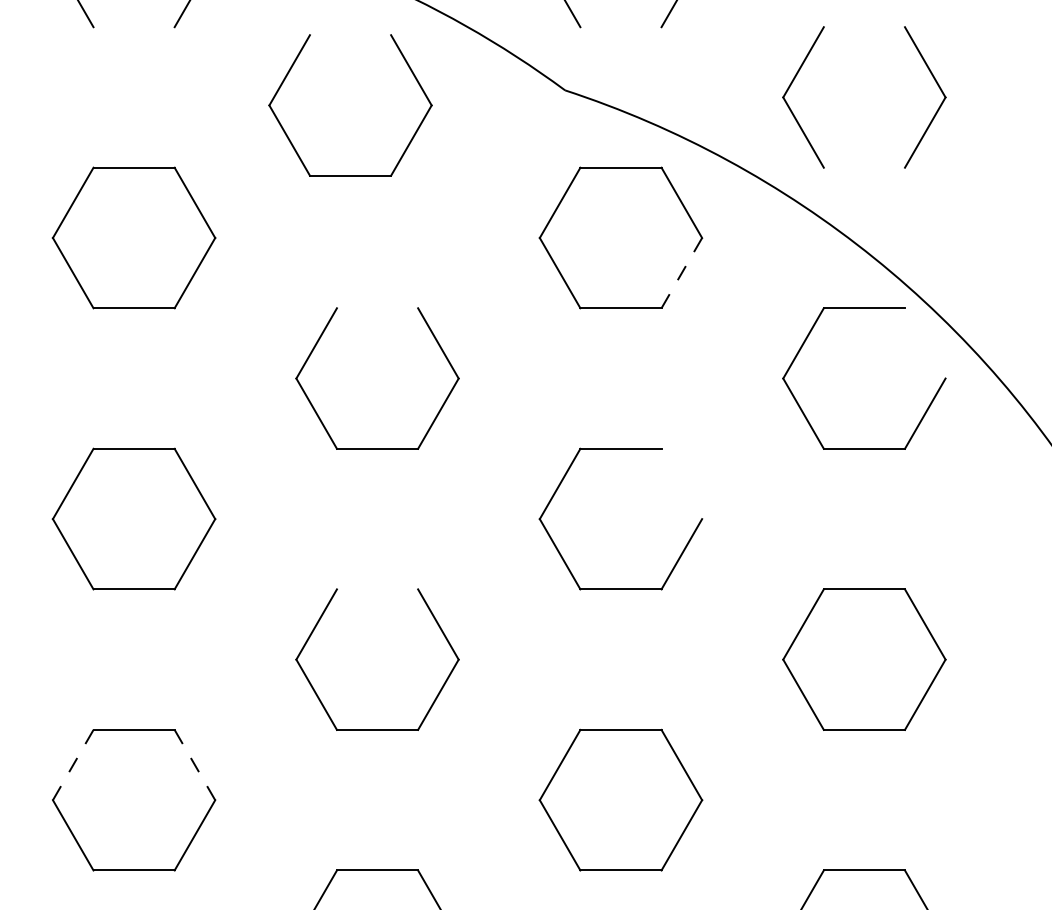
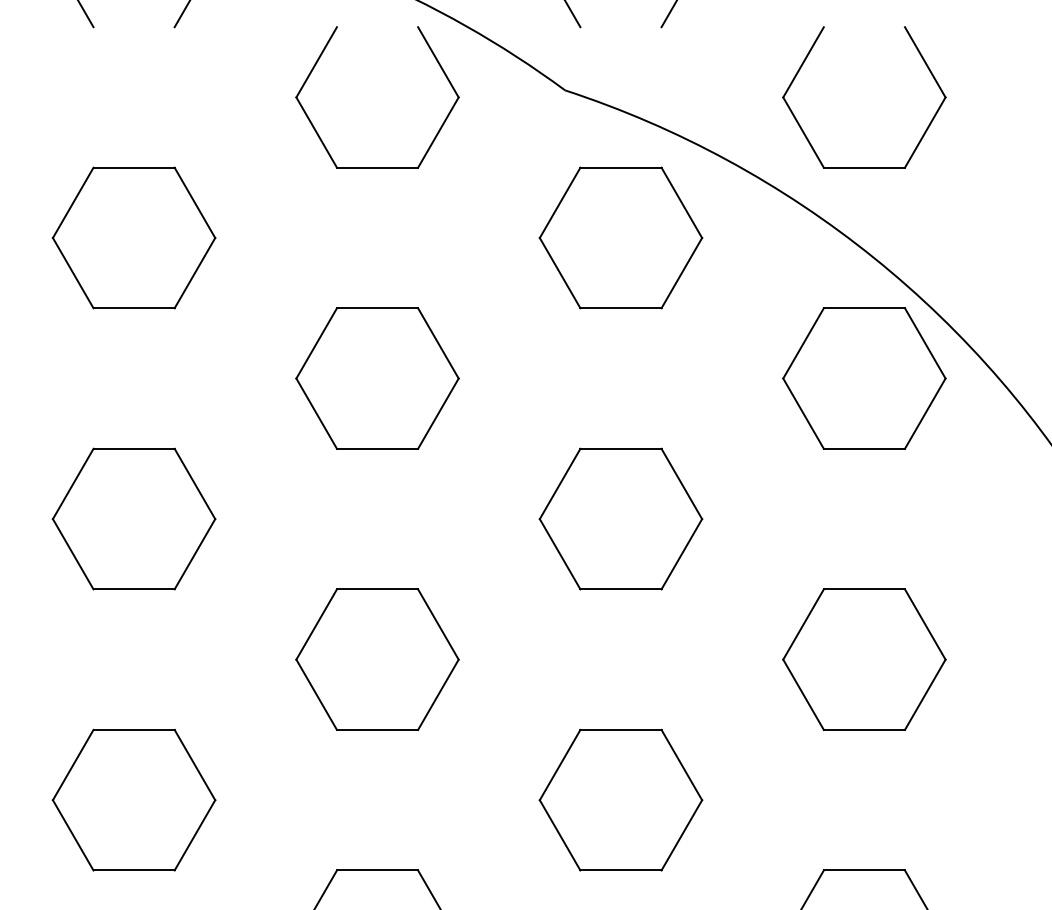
part position: (290, 71) -> (317, 63) (317, 63)
line: none -> present (863, 167)
line: dashed -> solid (681, 273)
line: none -> present (377, 308)
line: none -> present (924, 343)
line: none -> present (681, 483)
line: none -> present (377, 589)
line: dashed -> solid (73, 765)
line: dashed -> solid (194, 765)
